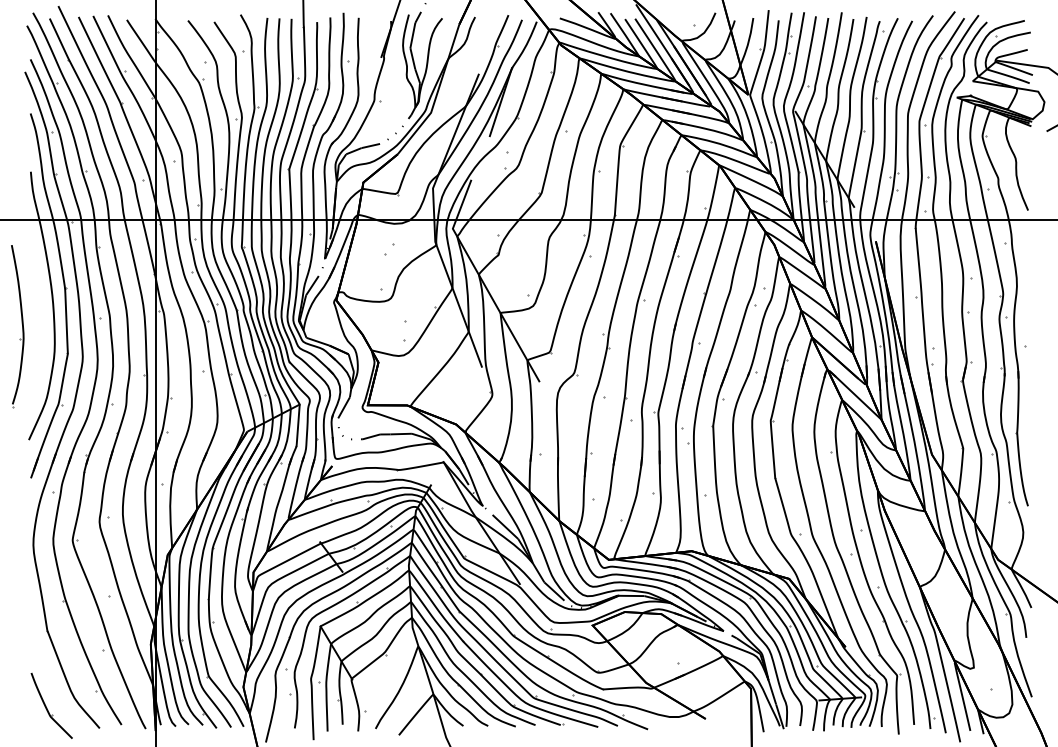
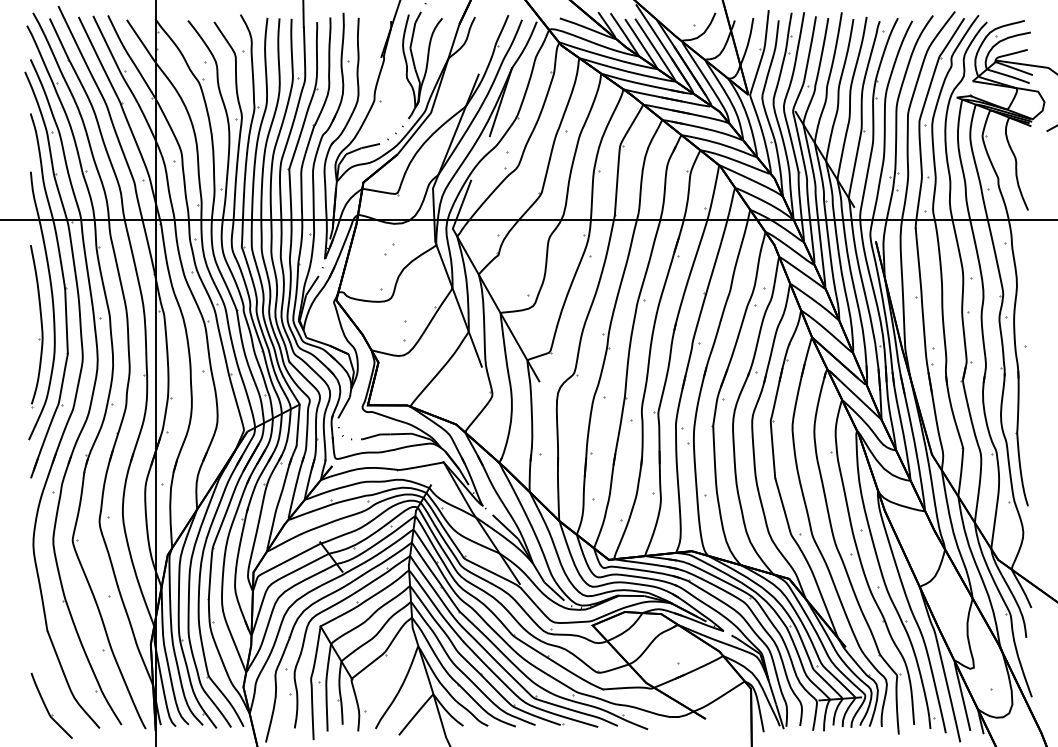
part position: (17, 326) -> (36, 326) (36, 326)
